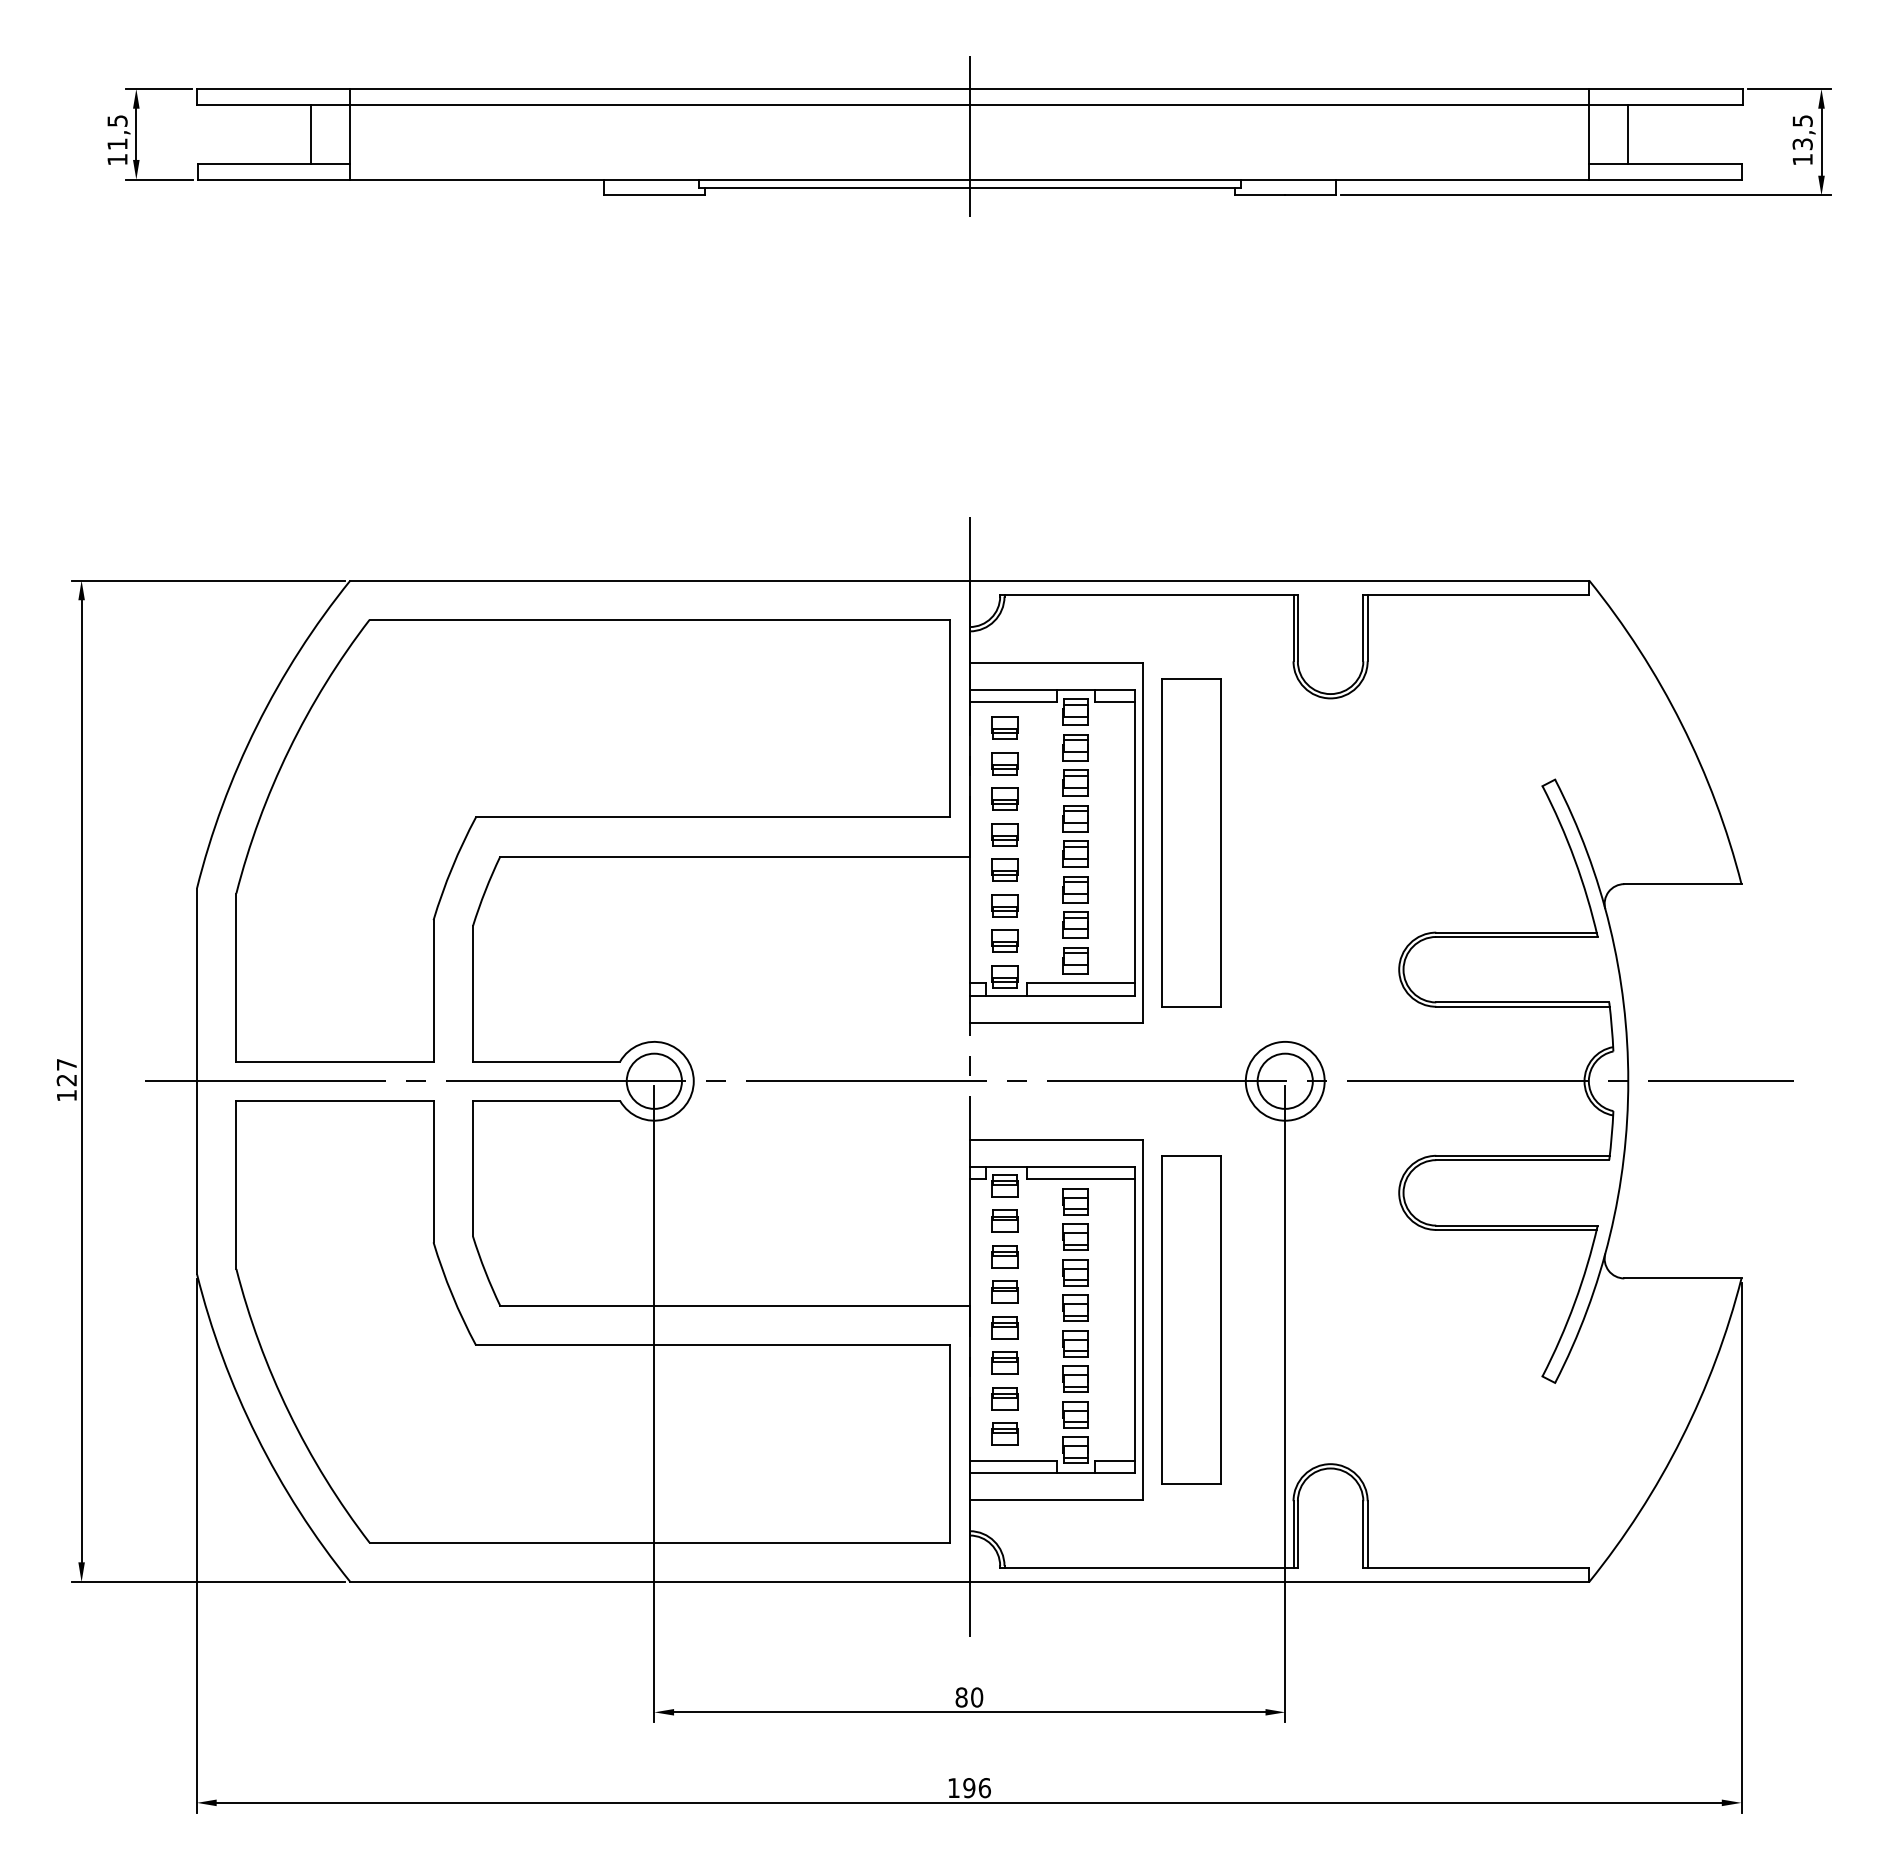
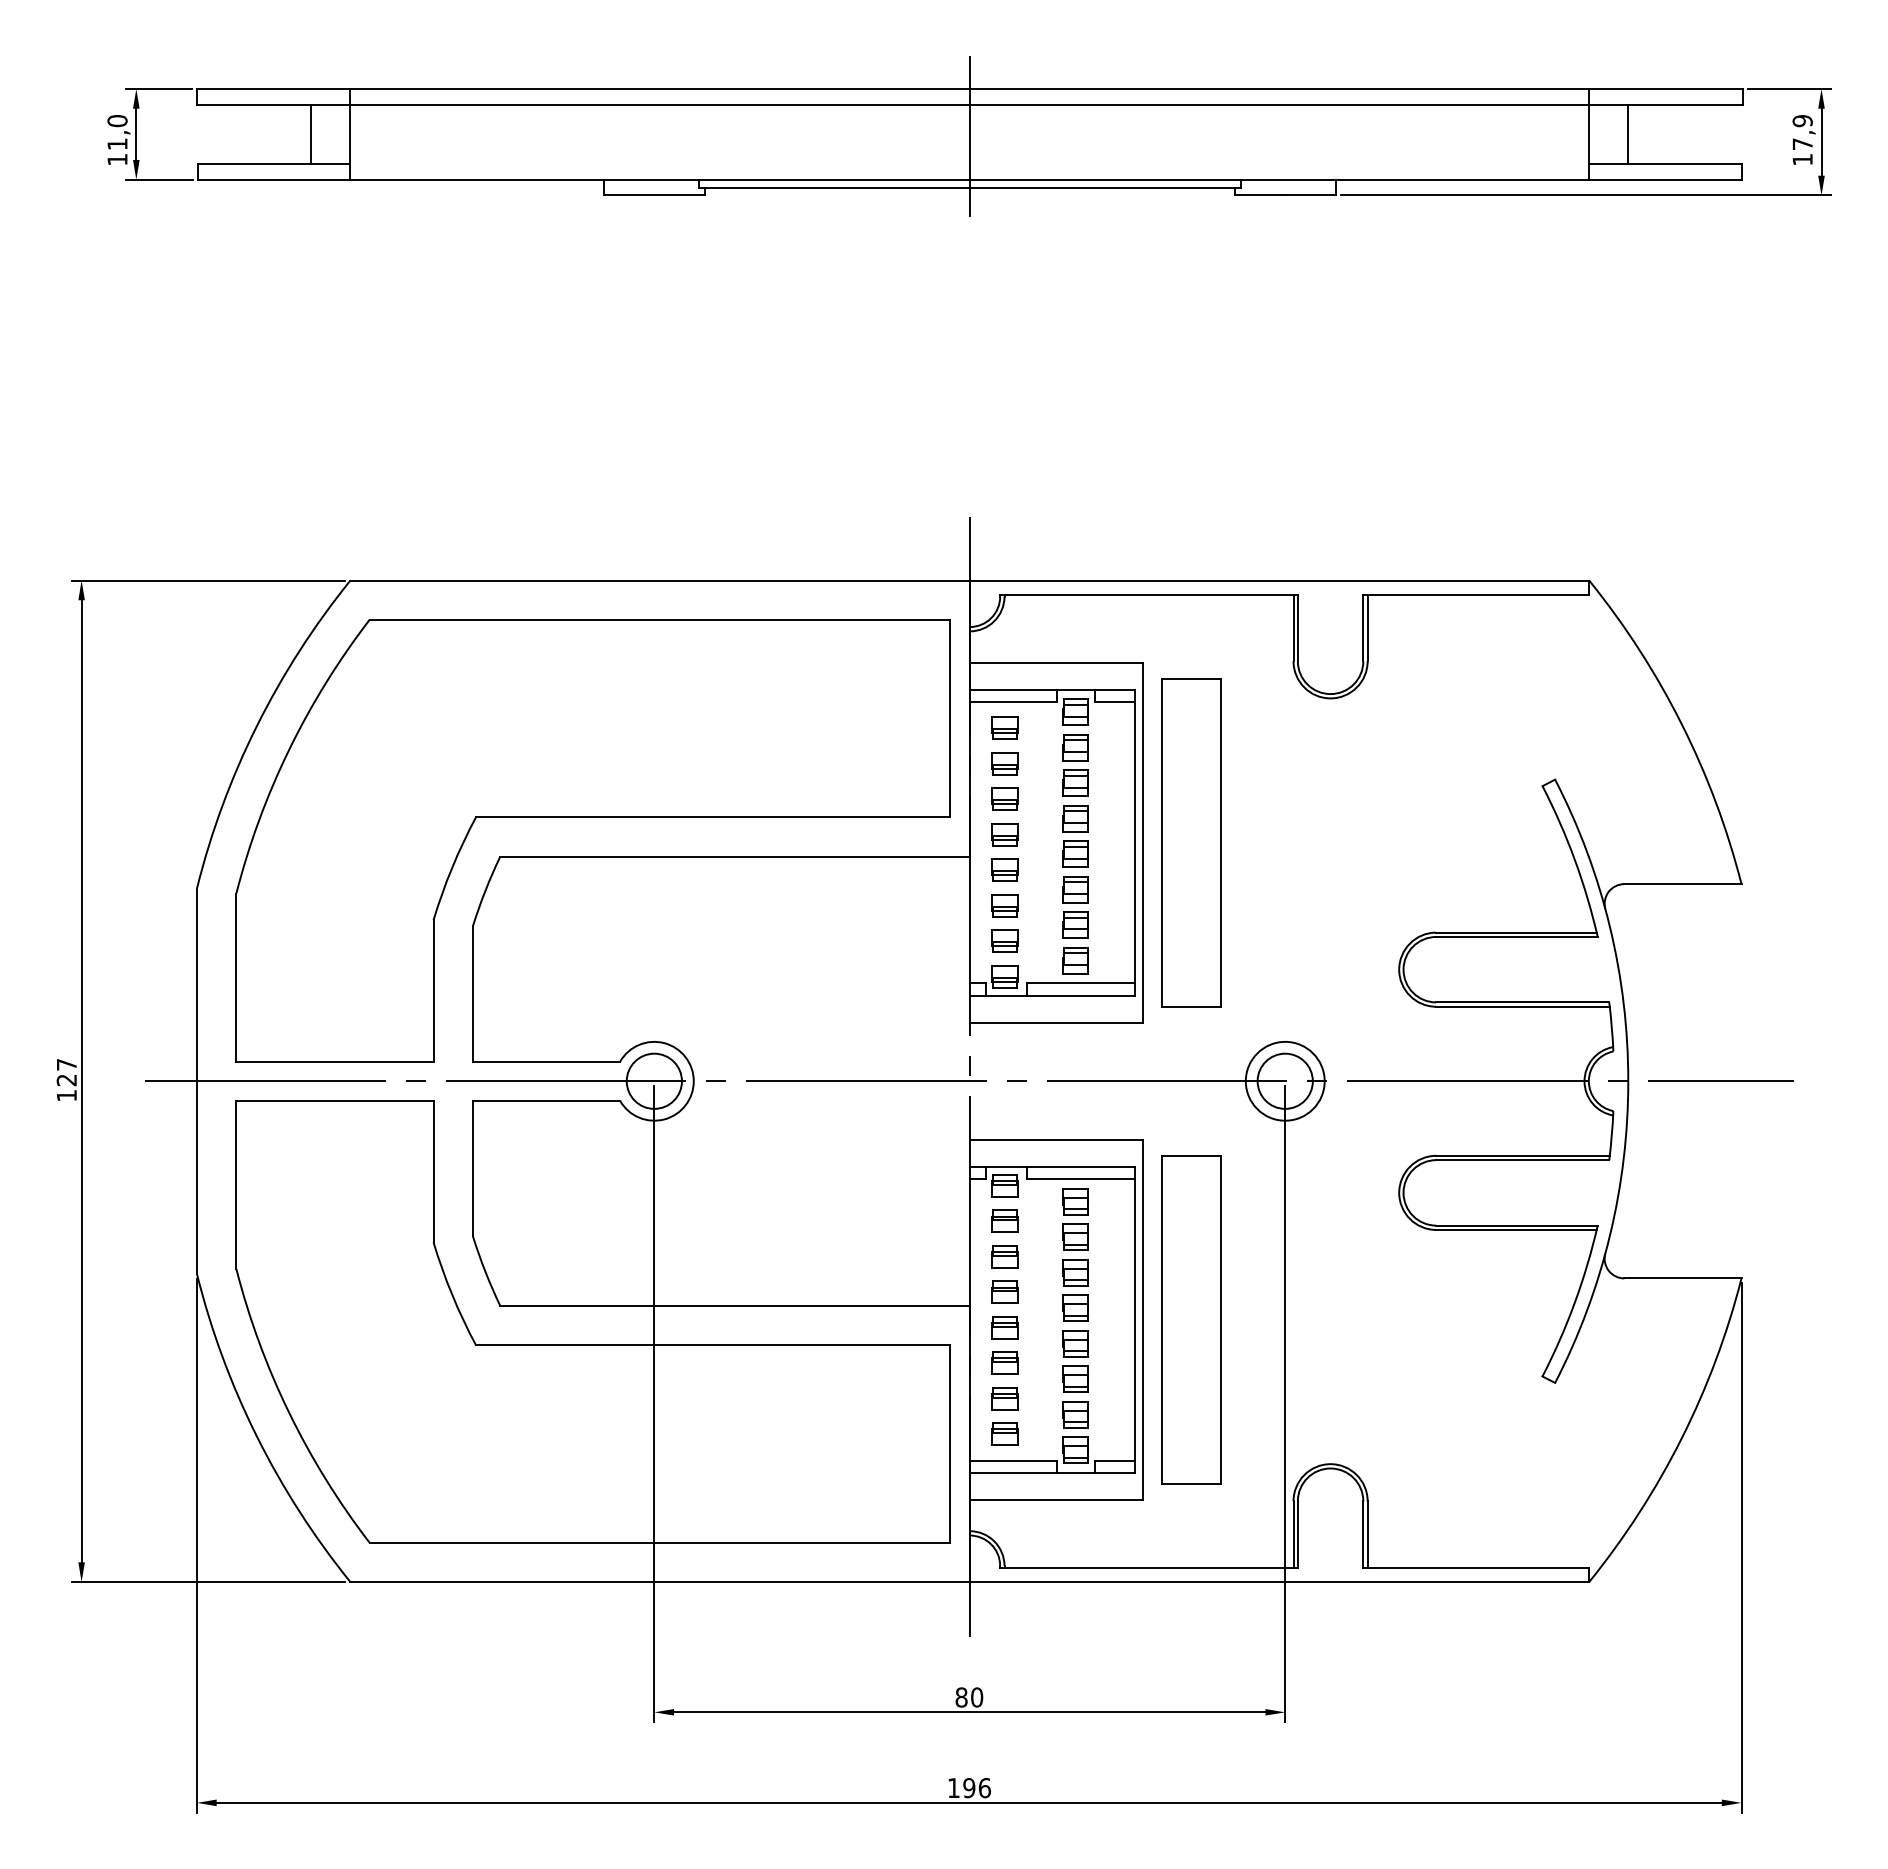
text: 11,5 -> 11,0 (117, 121)
text: 13,5 -> 17,9 (1802, 132)
